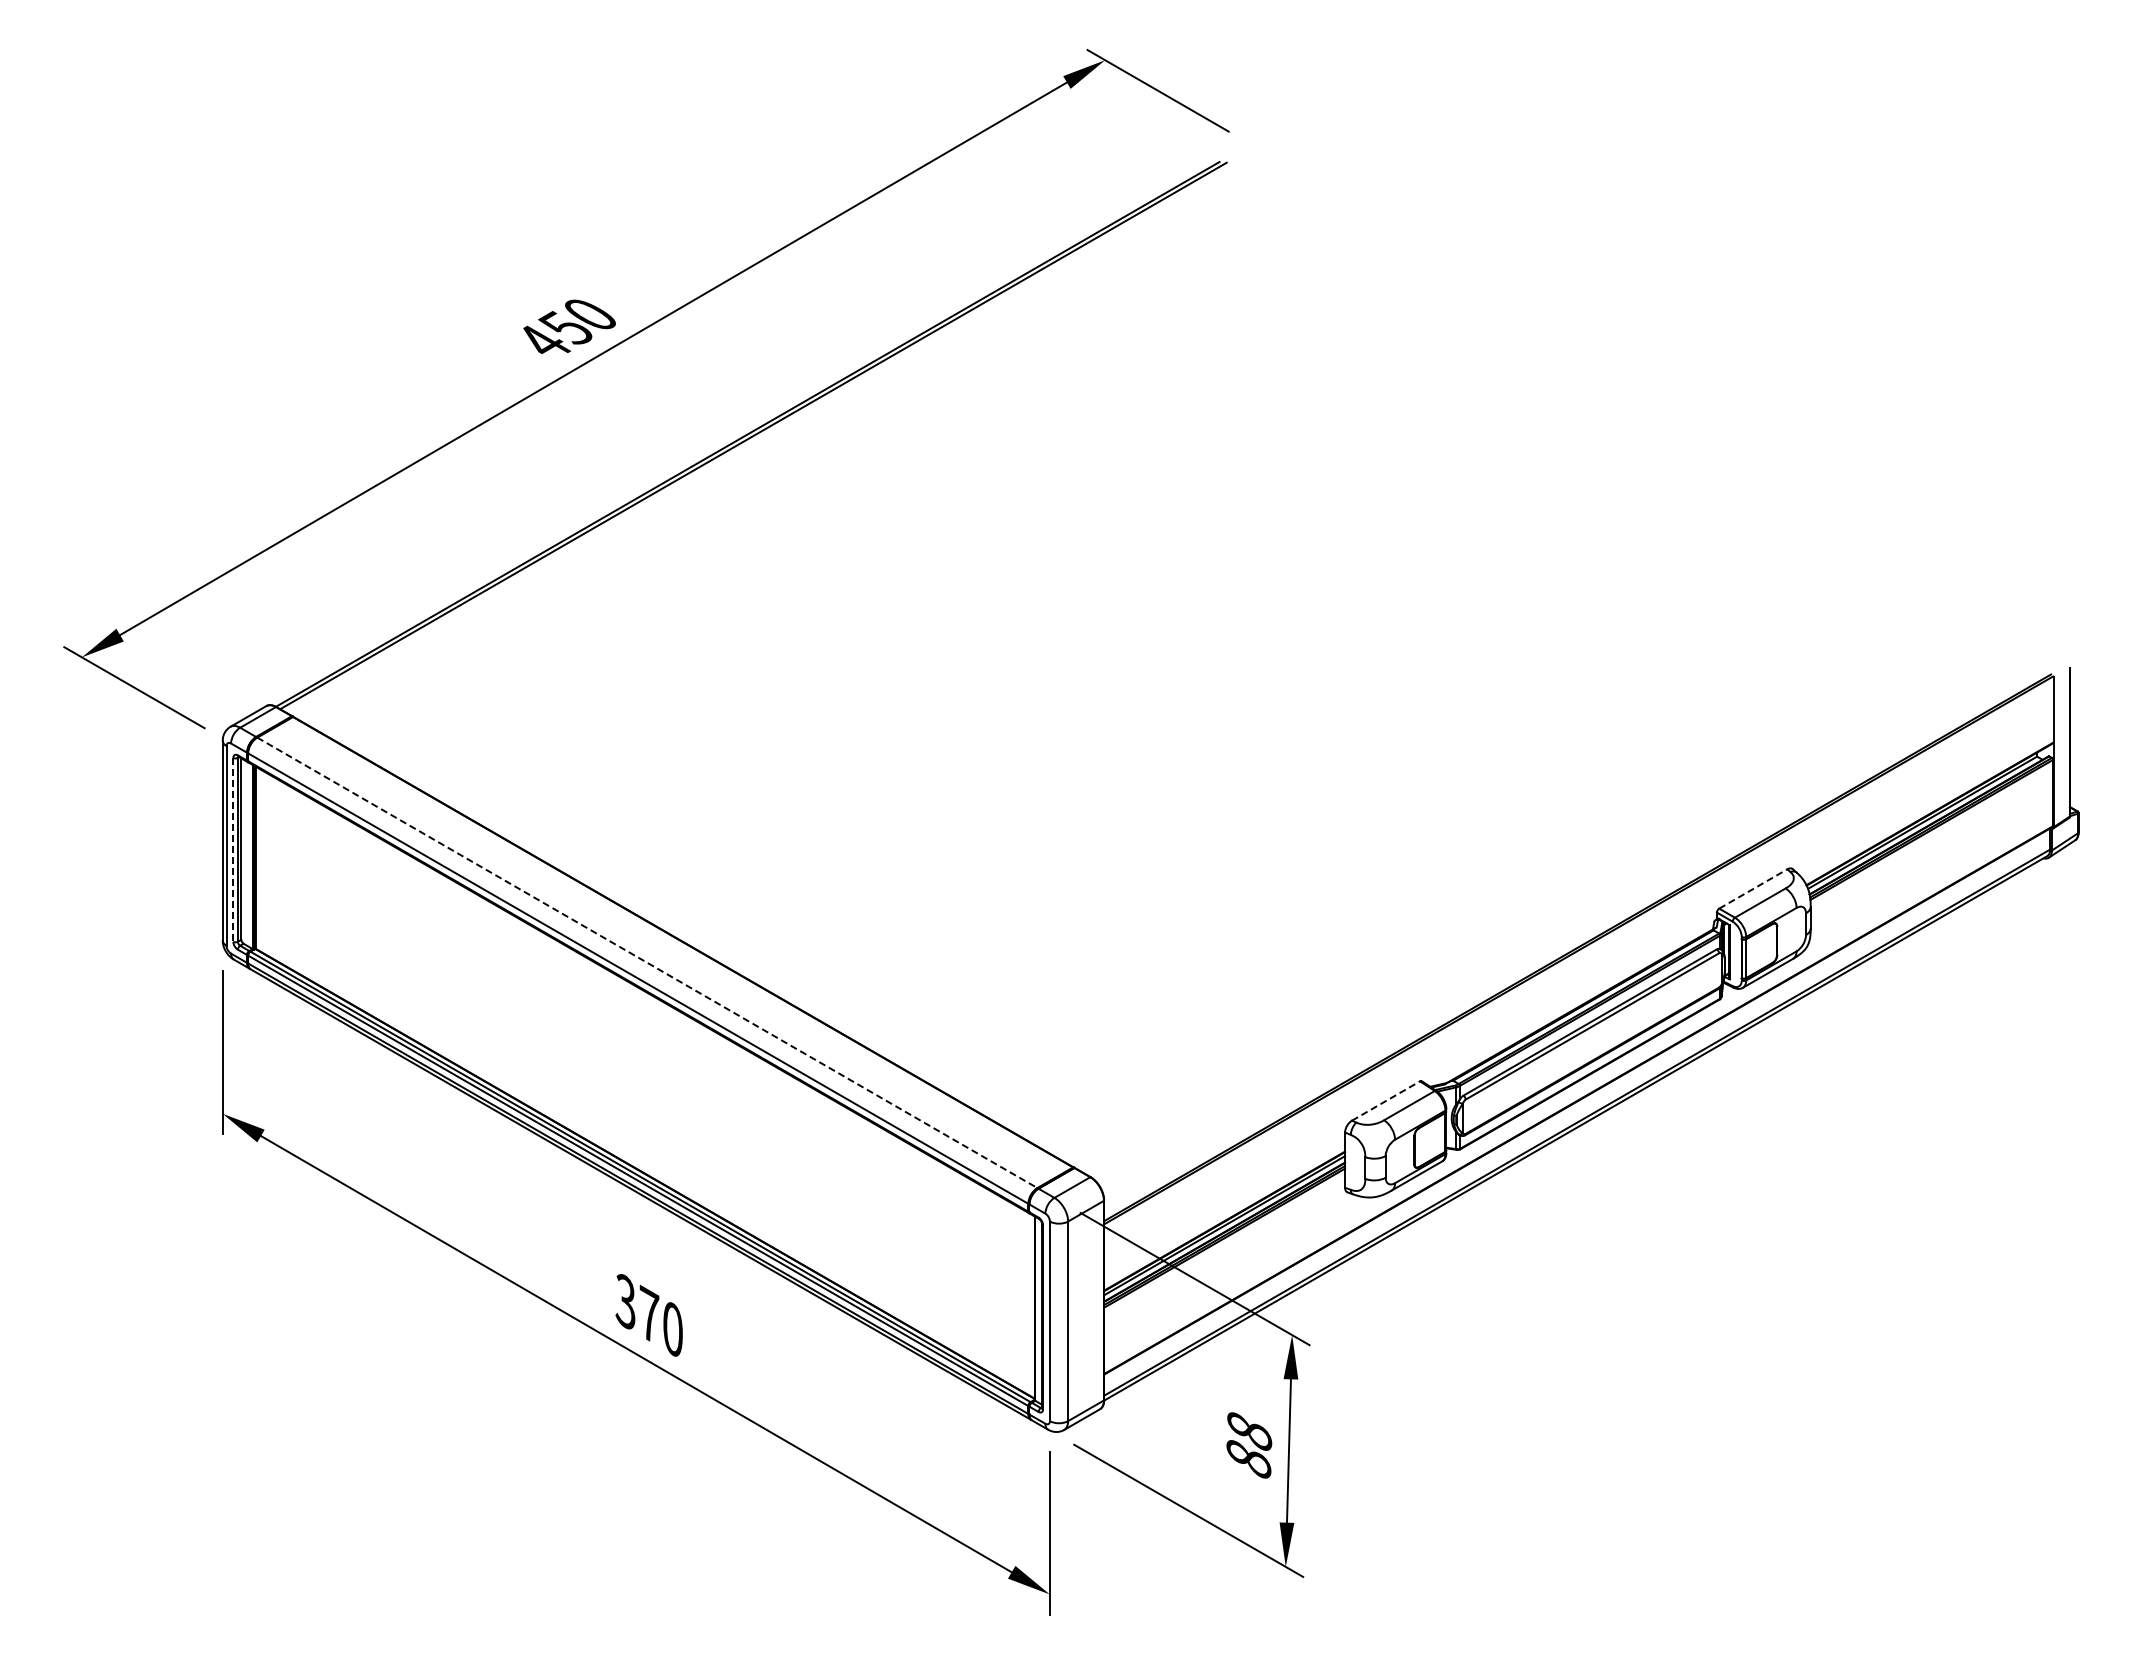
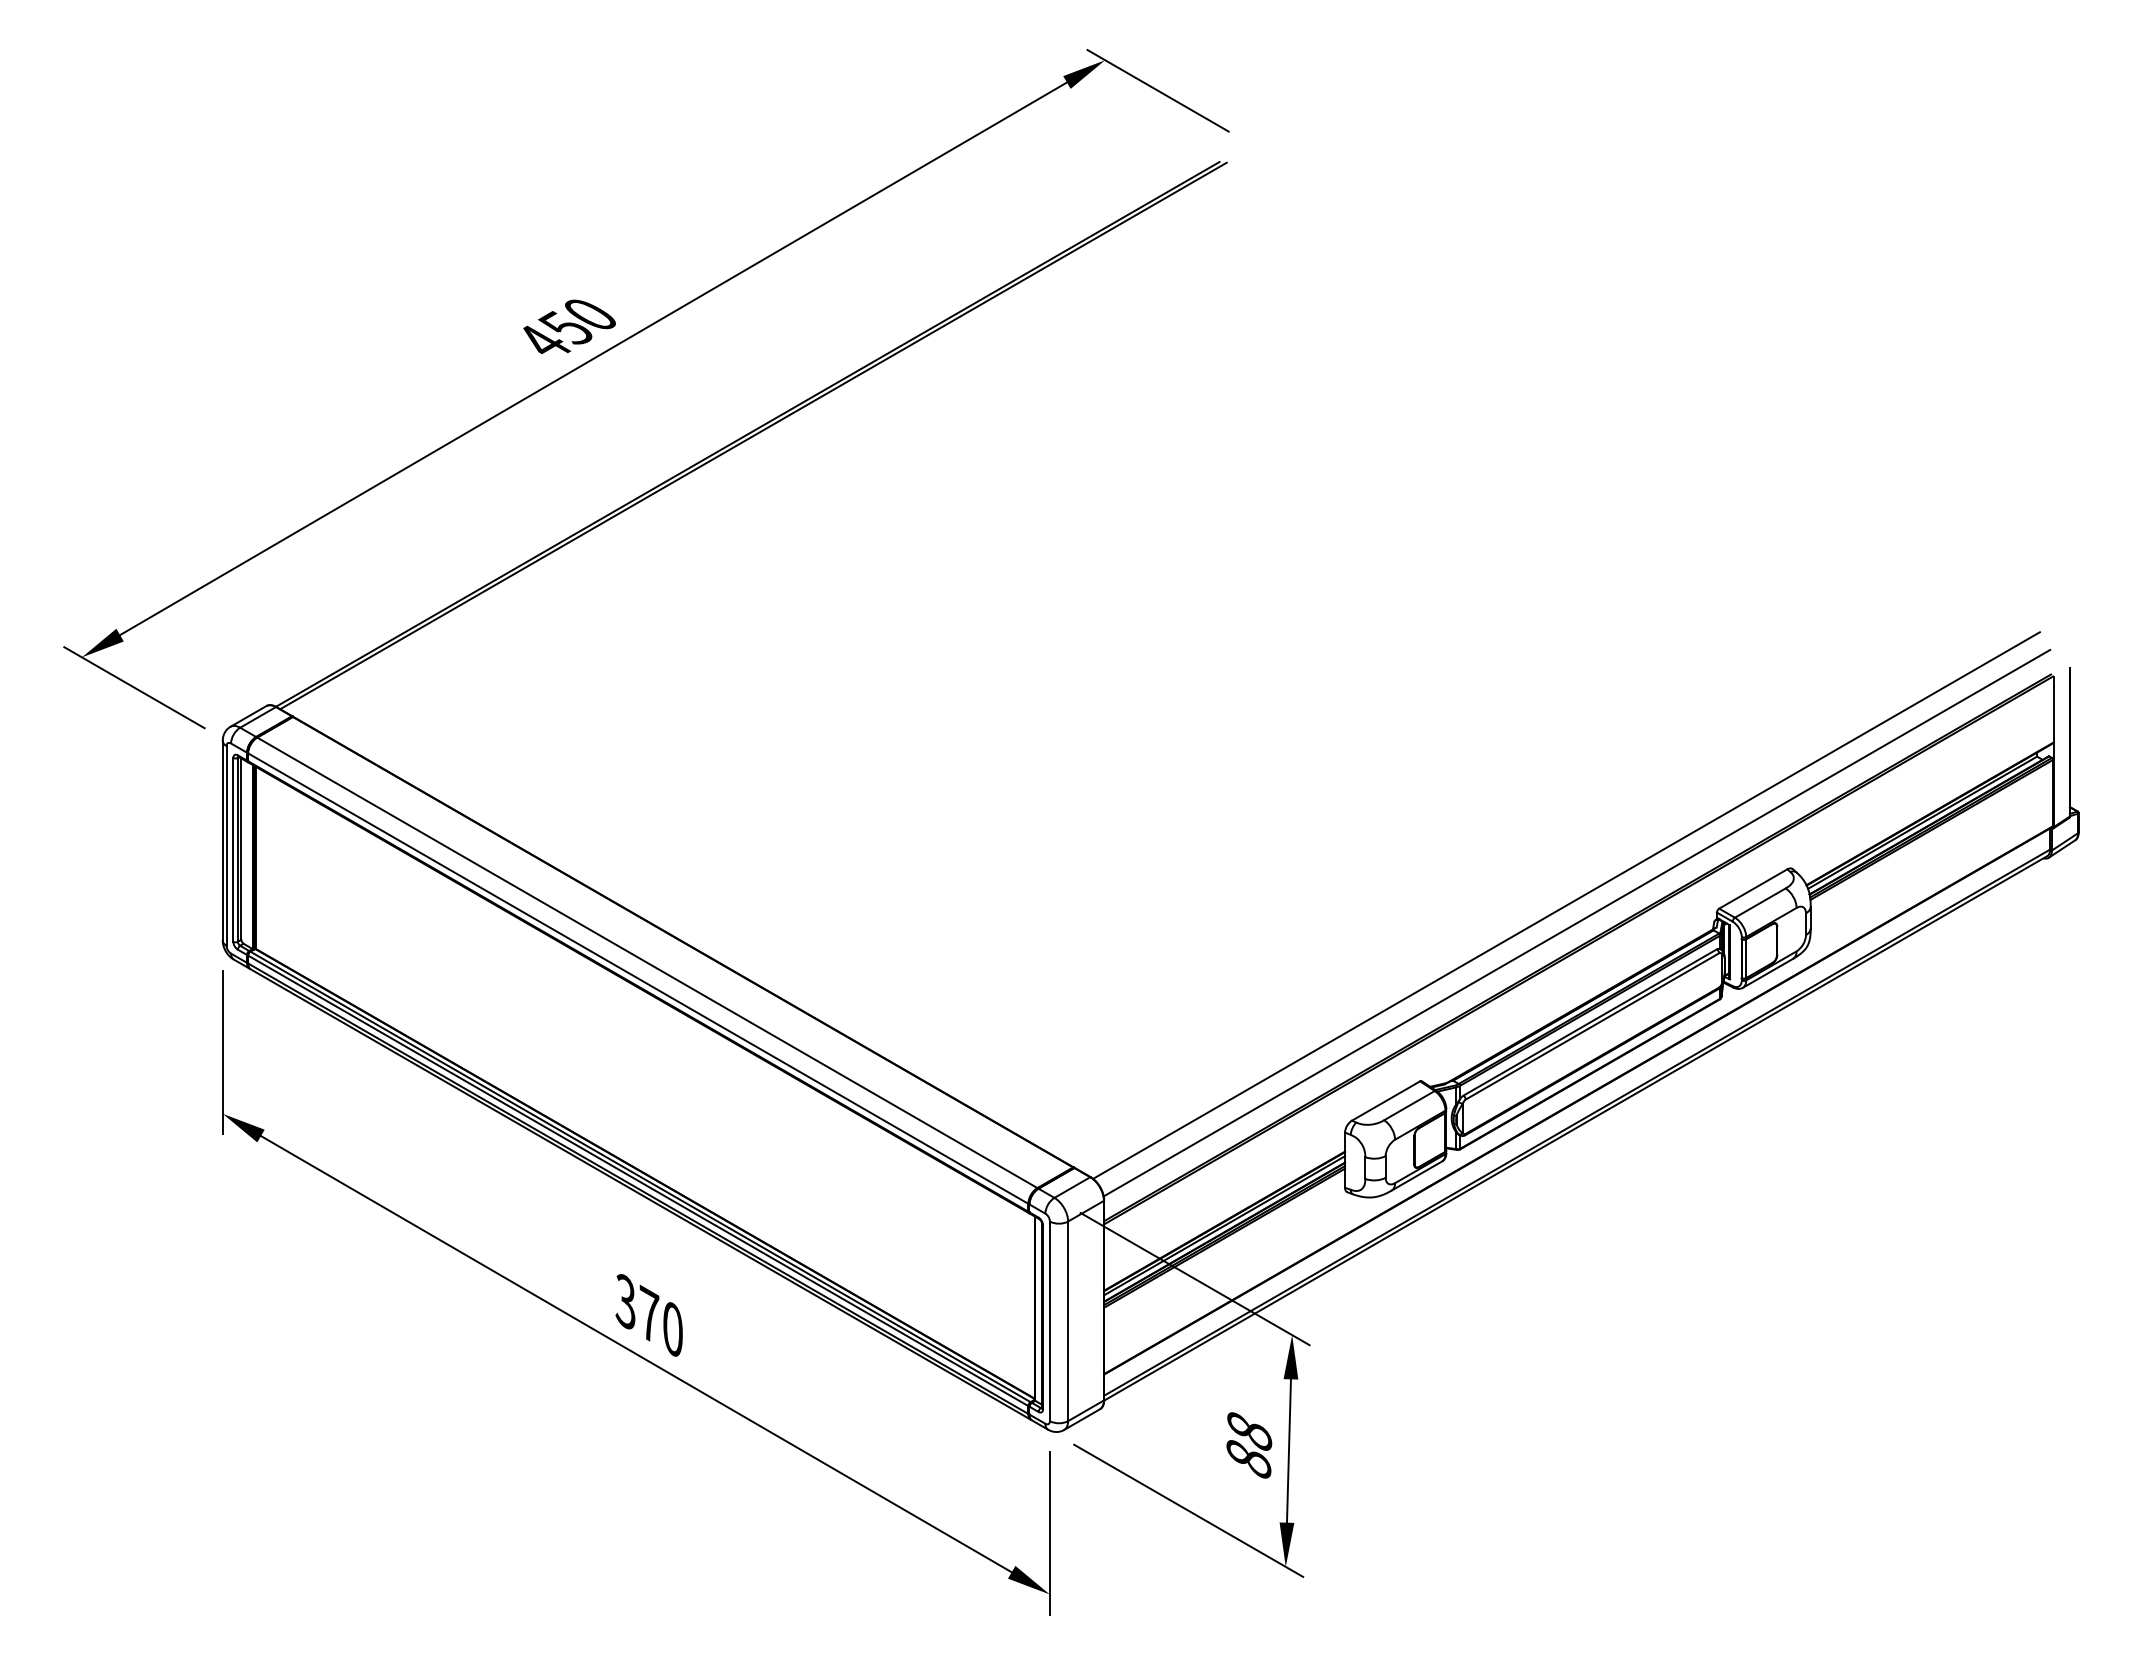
line: dashed -> solid (233, 849)
line: dashed -> solid (1753, 888)
line: none -> present (1566, 905)
line: none -> present (1576, 922)
line: dashed -> solid (647, 963)
line: dashed -> solid (1386, 1100)
